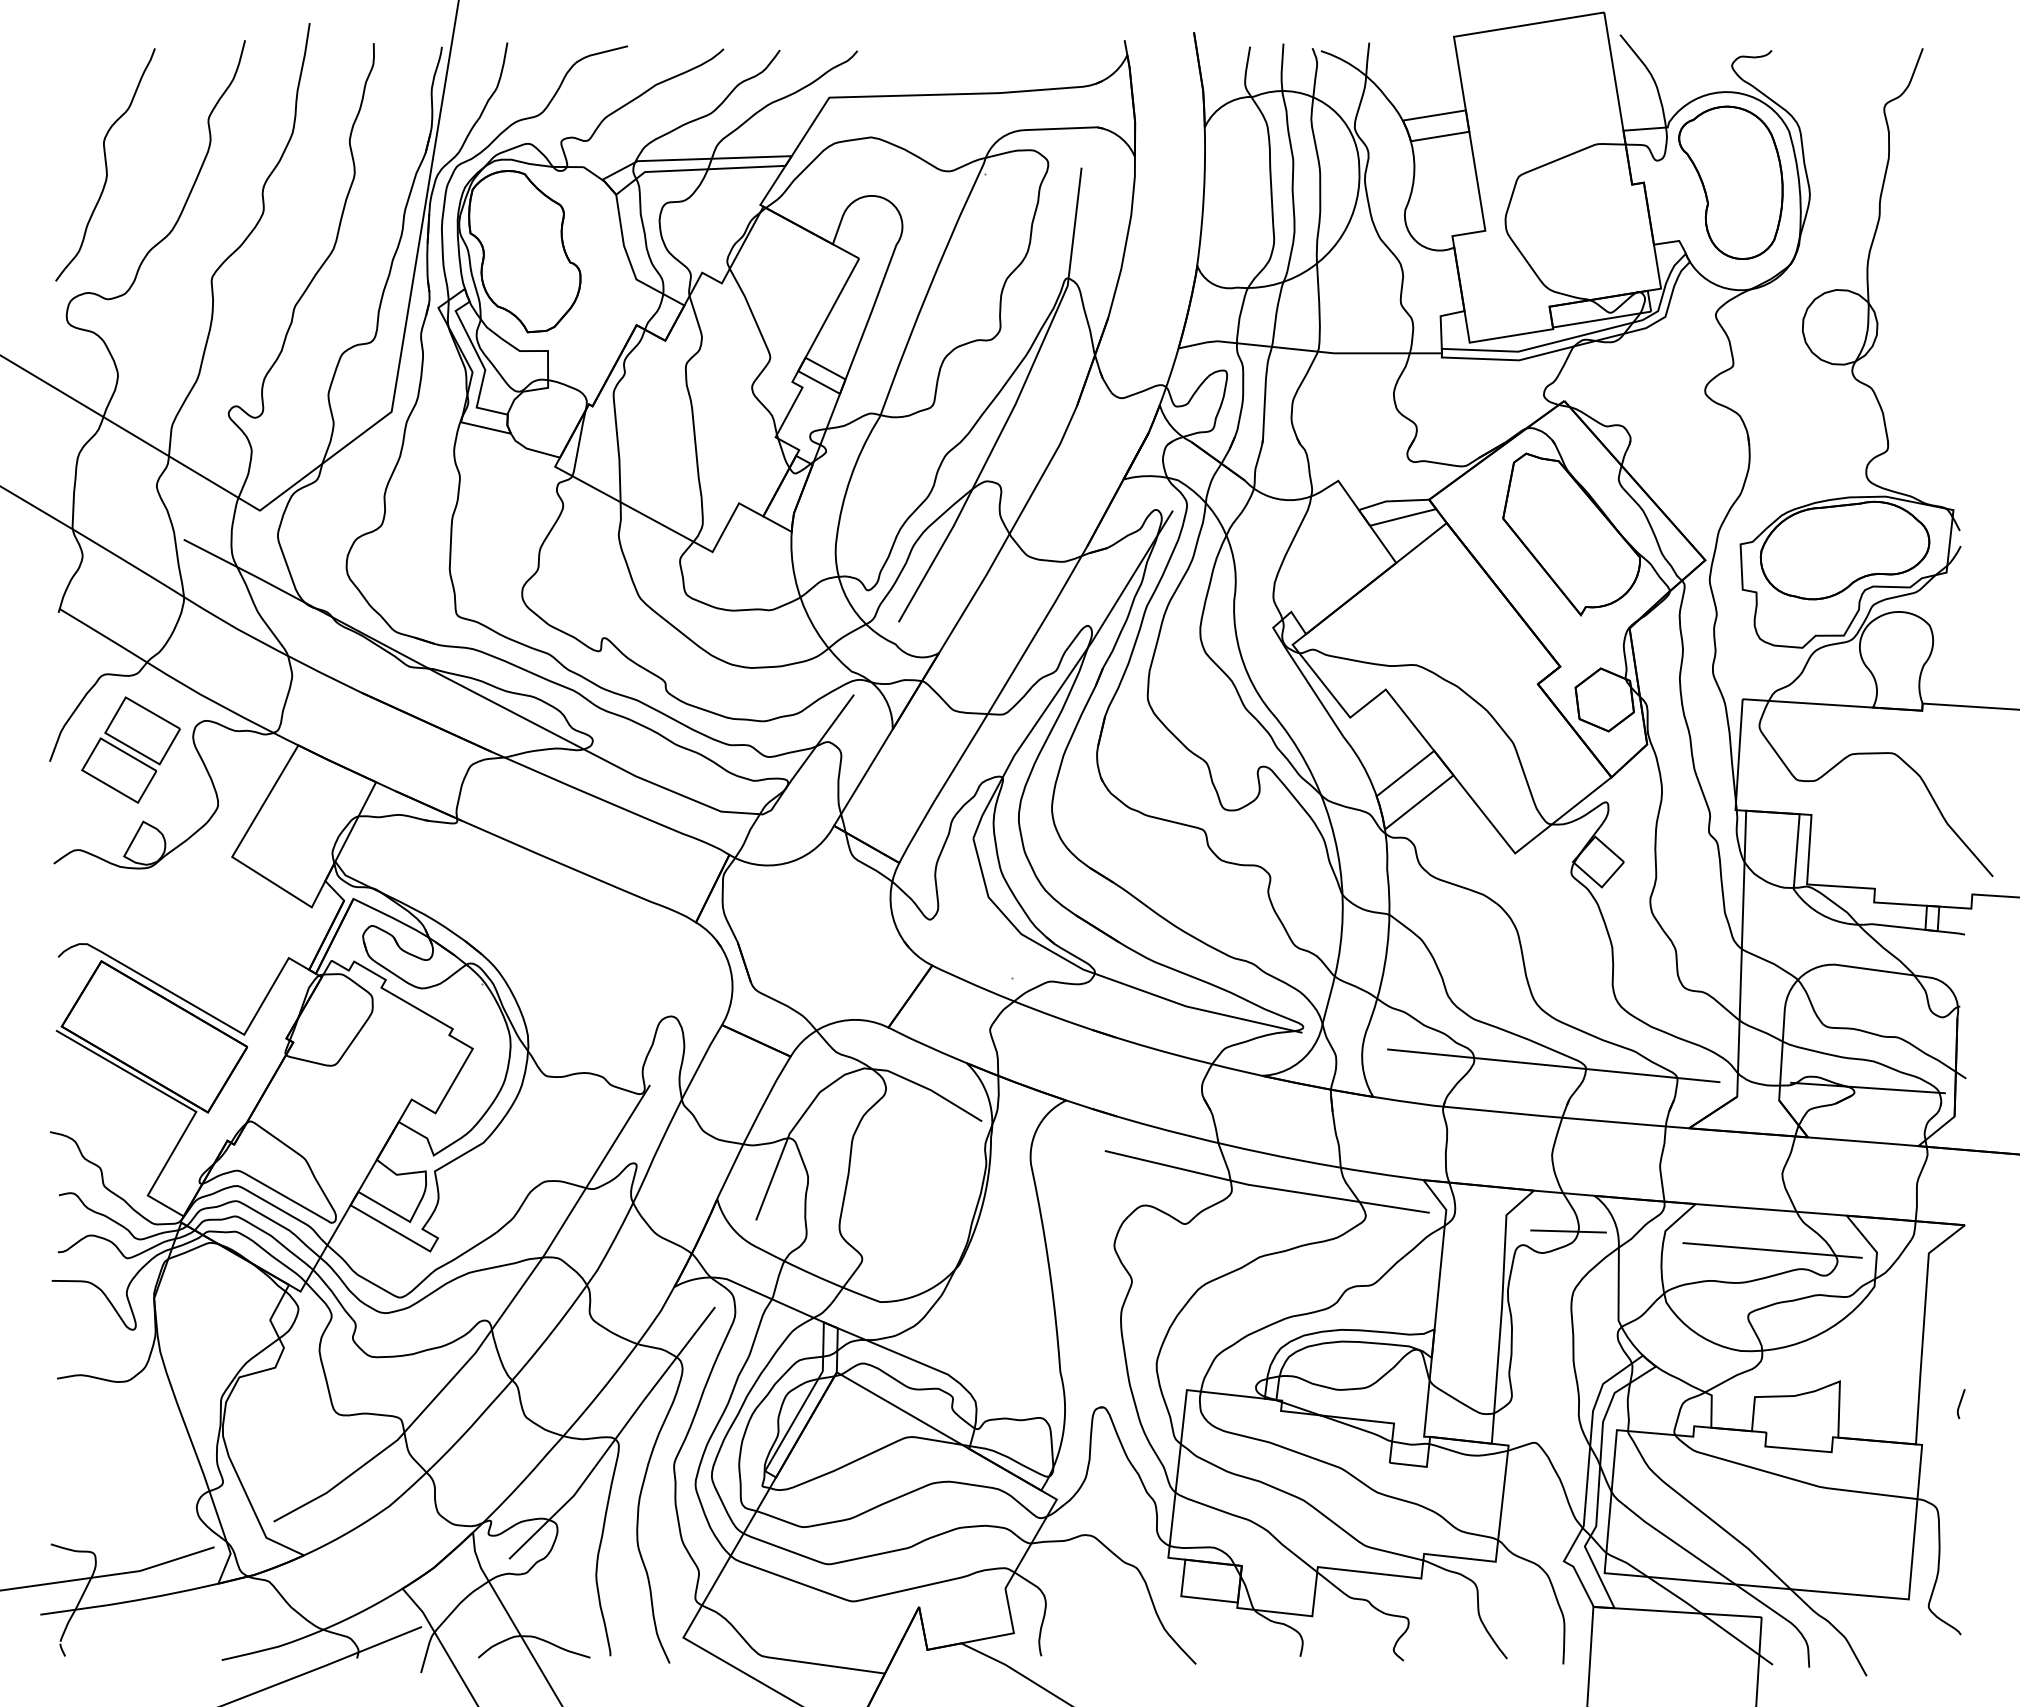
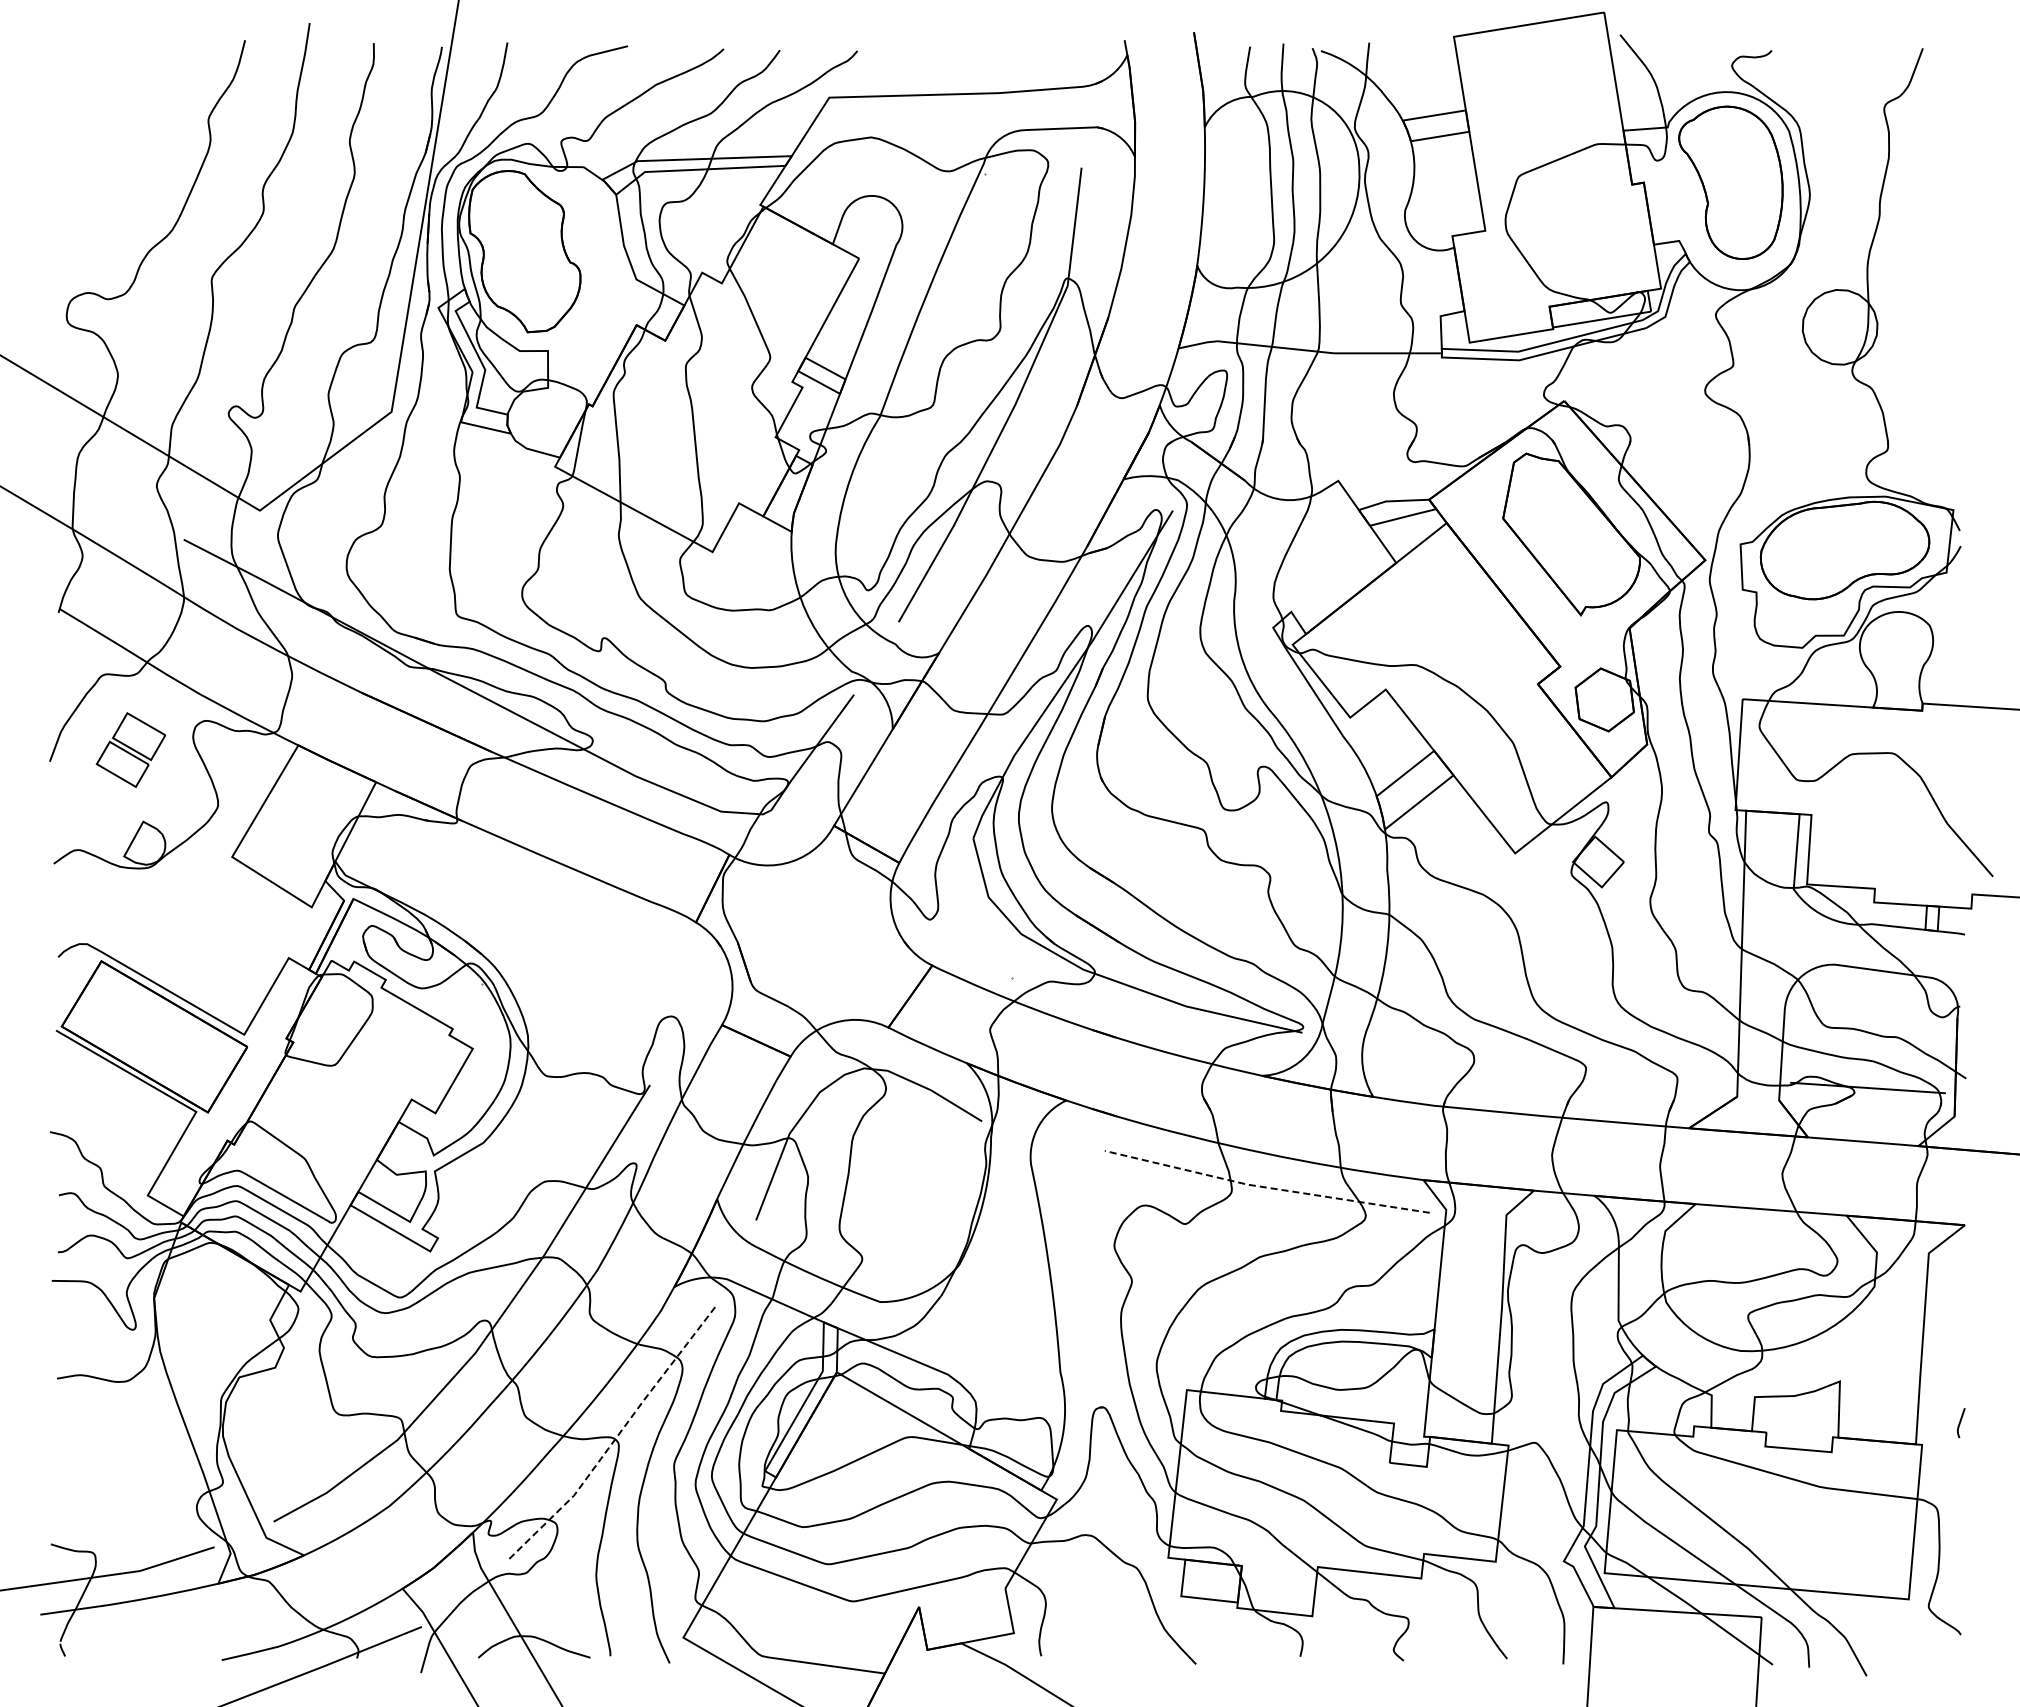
curve: present -> none (105, 164)
part size: 100x108 px -> 71x76 px (130, 749)
line: present -> none (1553, 1065)
line: solid -> dashed (1265, 1187)
line: present -> none (1568, 1231)
line: present -> none (1772, 1250)
line position: (1960, 1404) -> (1960, 1423) (1960, 1423)
line: solid -> dashed (616, 1437)
